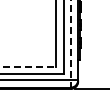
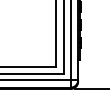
line: dashed -> solid (70, 44)
line: dashed -> solid (28, 66)
